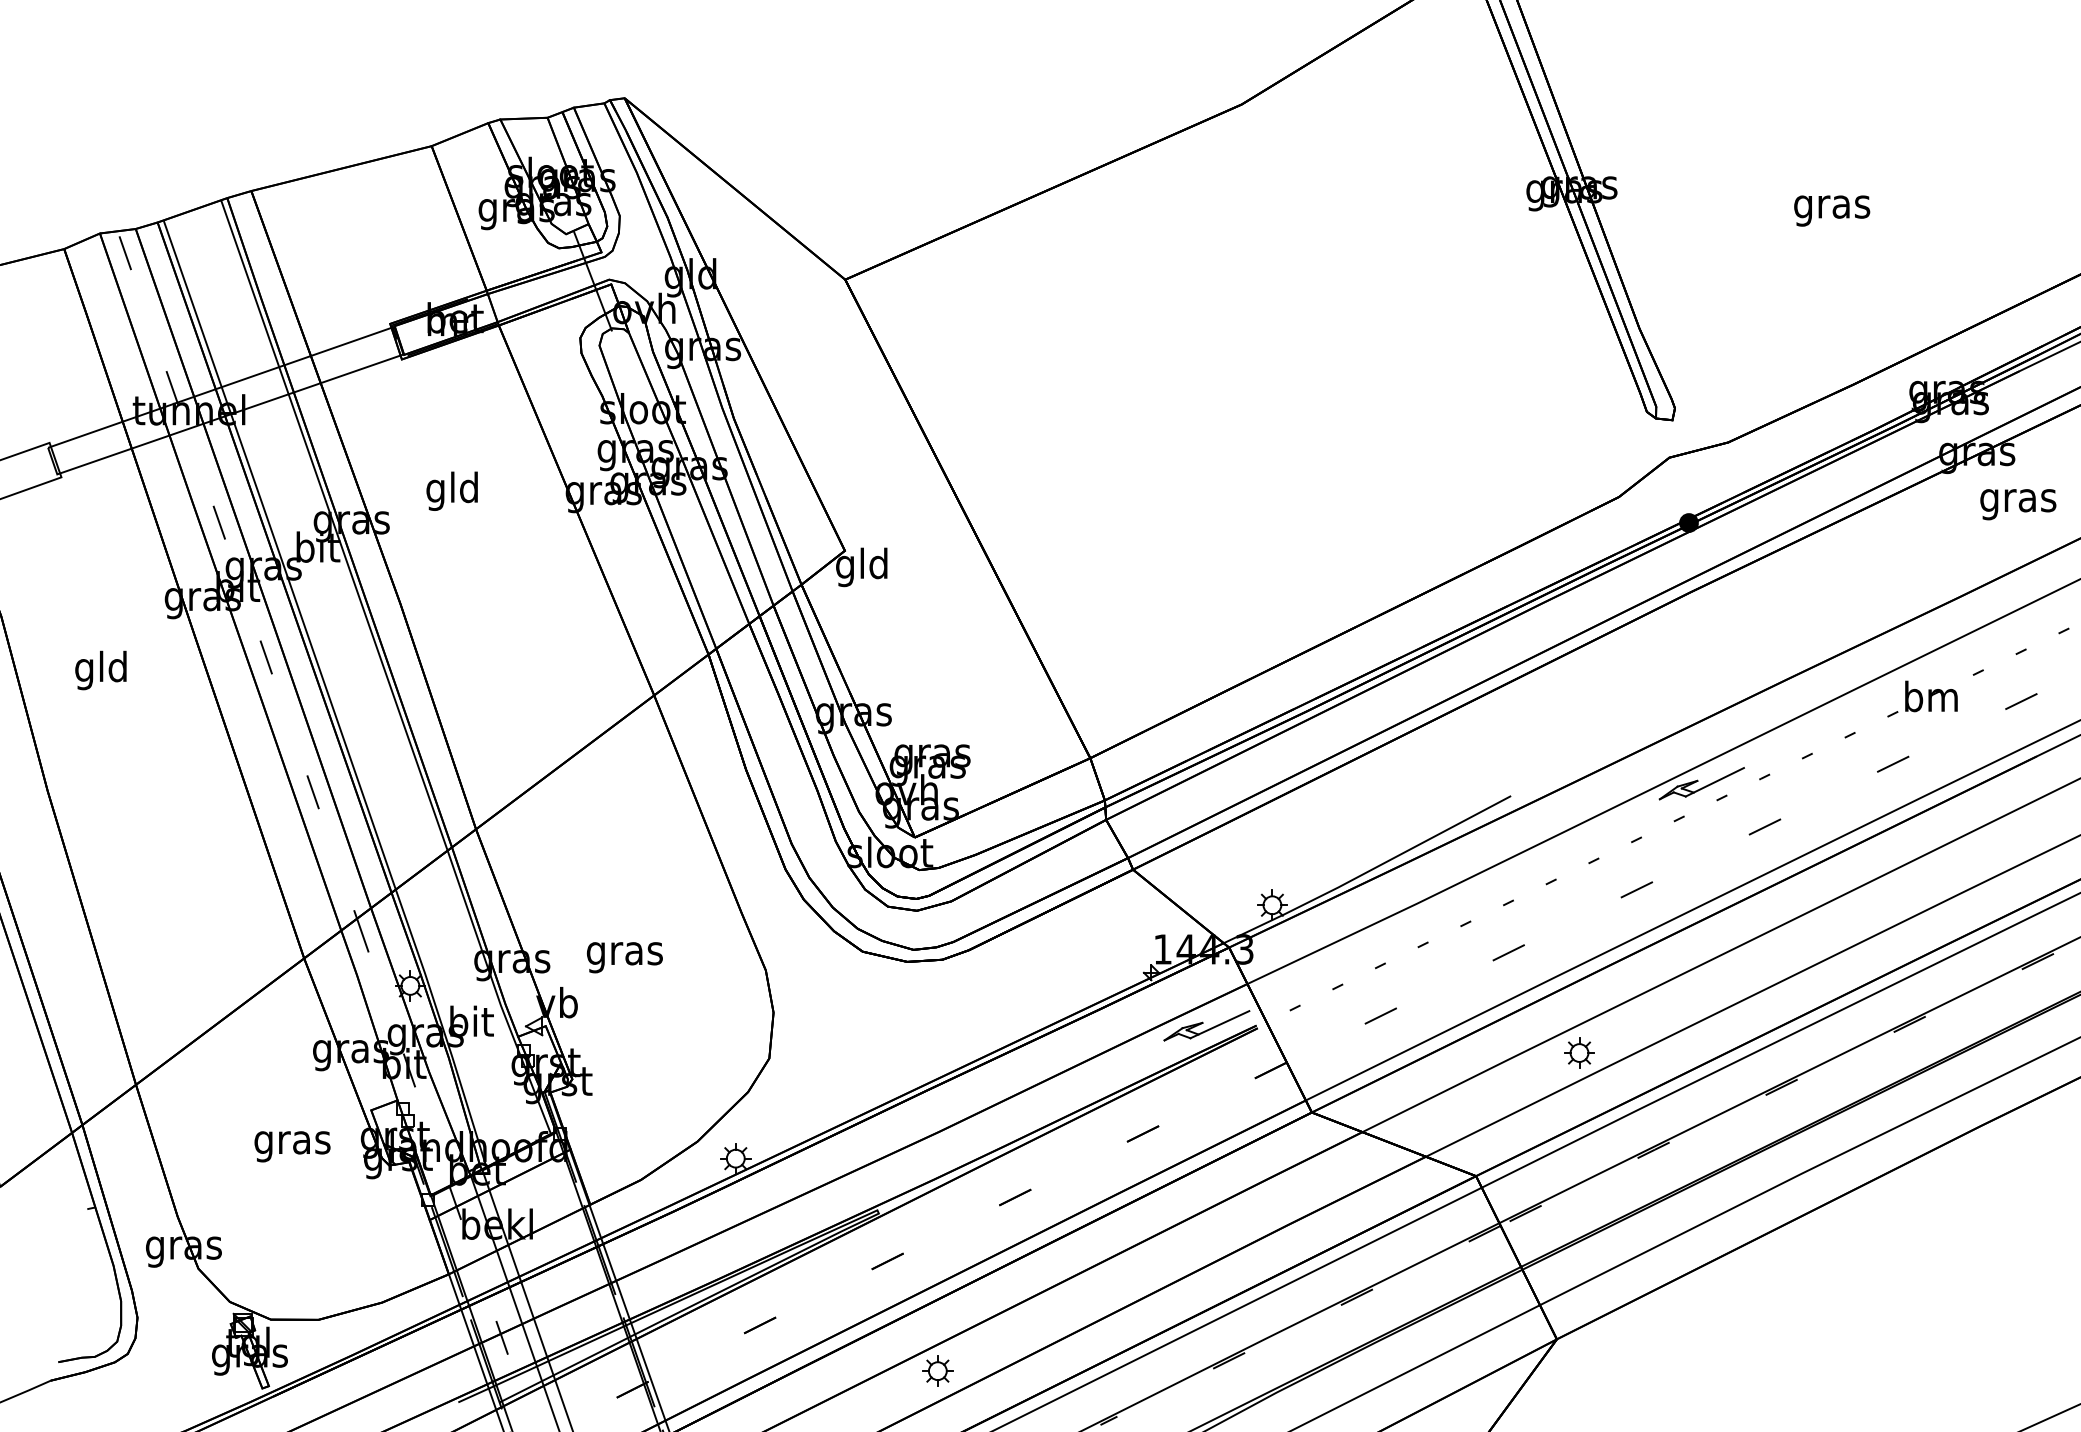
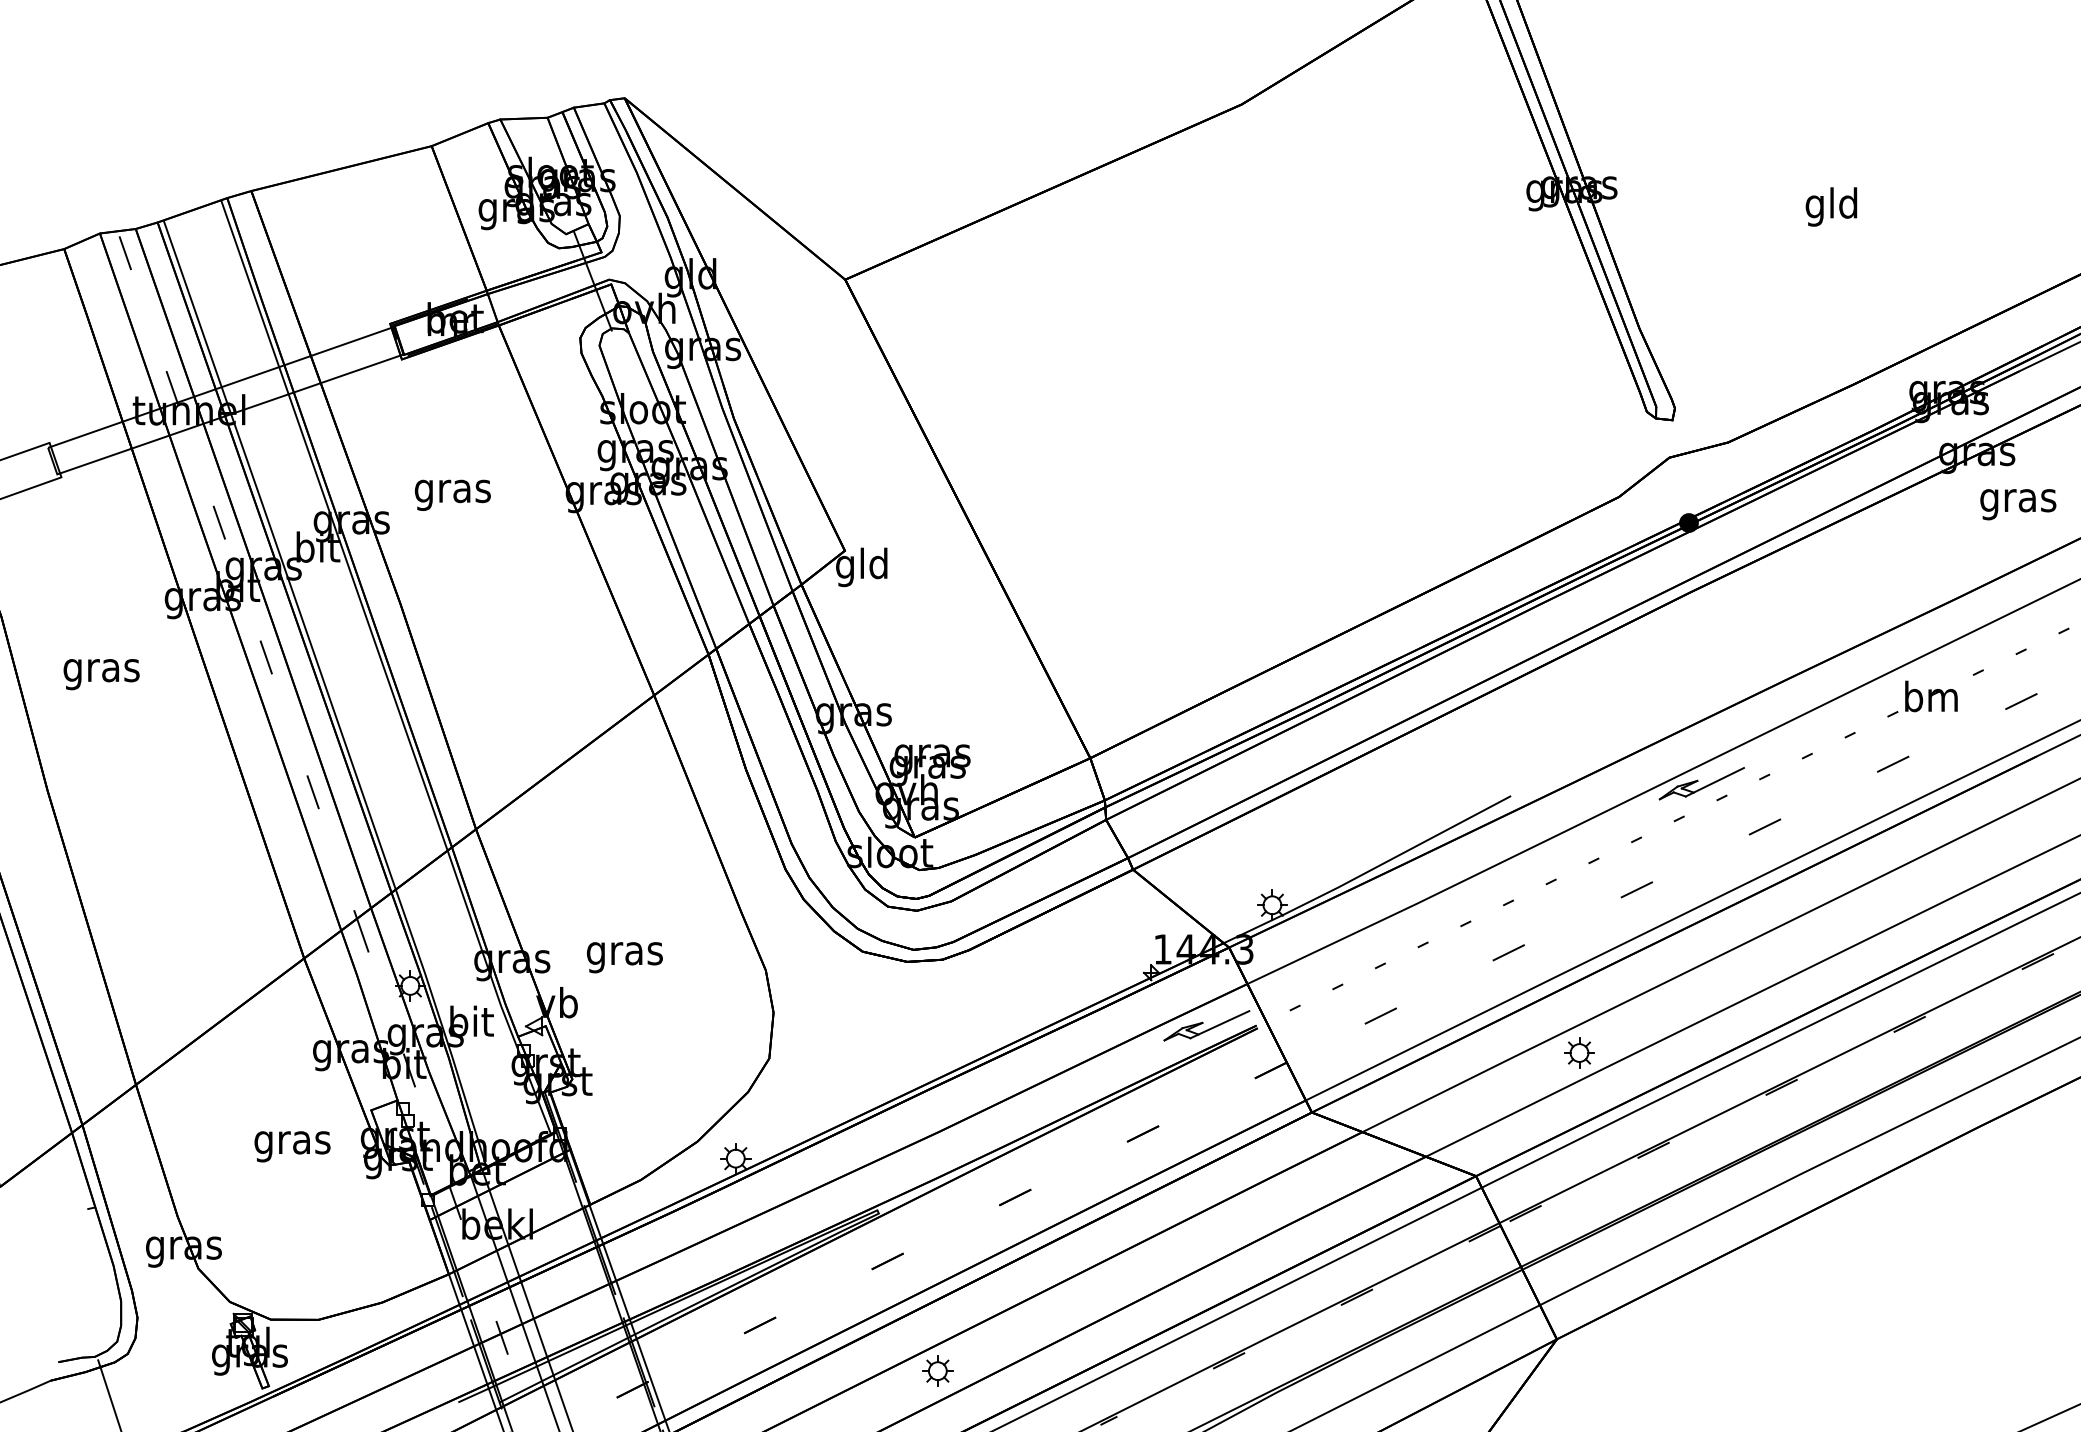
text: gras -> gld (1832, 206)
text: gld -> gras (452, 490)
text: gld -> gras (101, 670)
line: none -> present (109, 1394)
